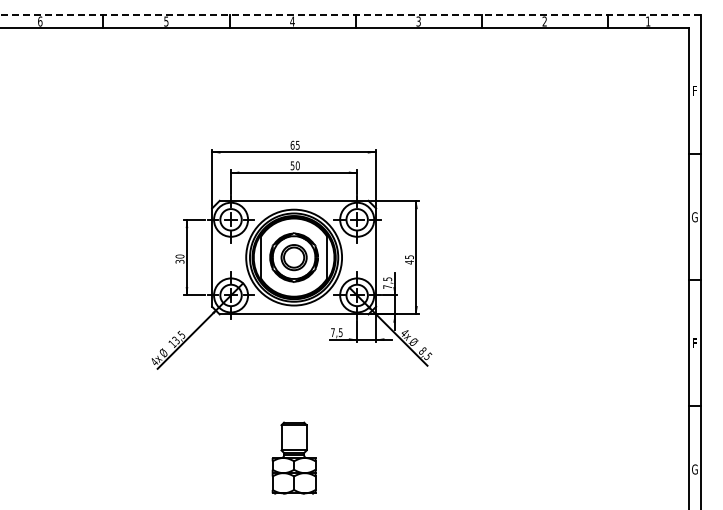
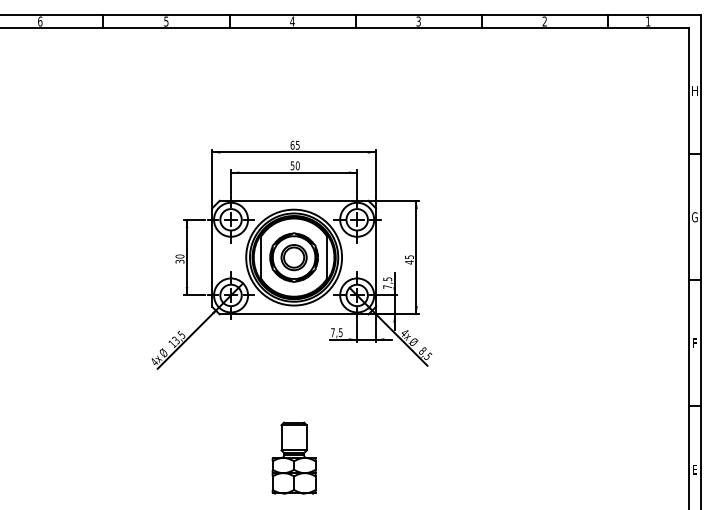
line: dashed -> solid (351, 15)
text: F -> H (694, 90)
text: G -> E (694, 469)
